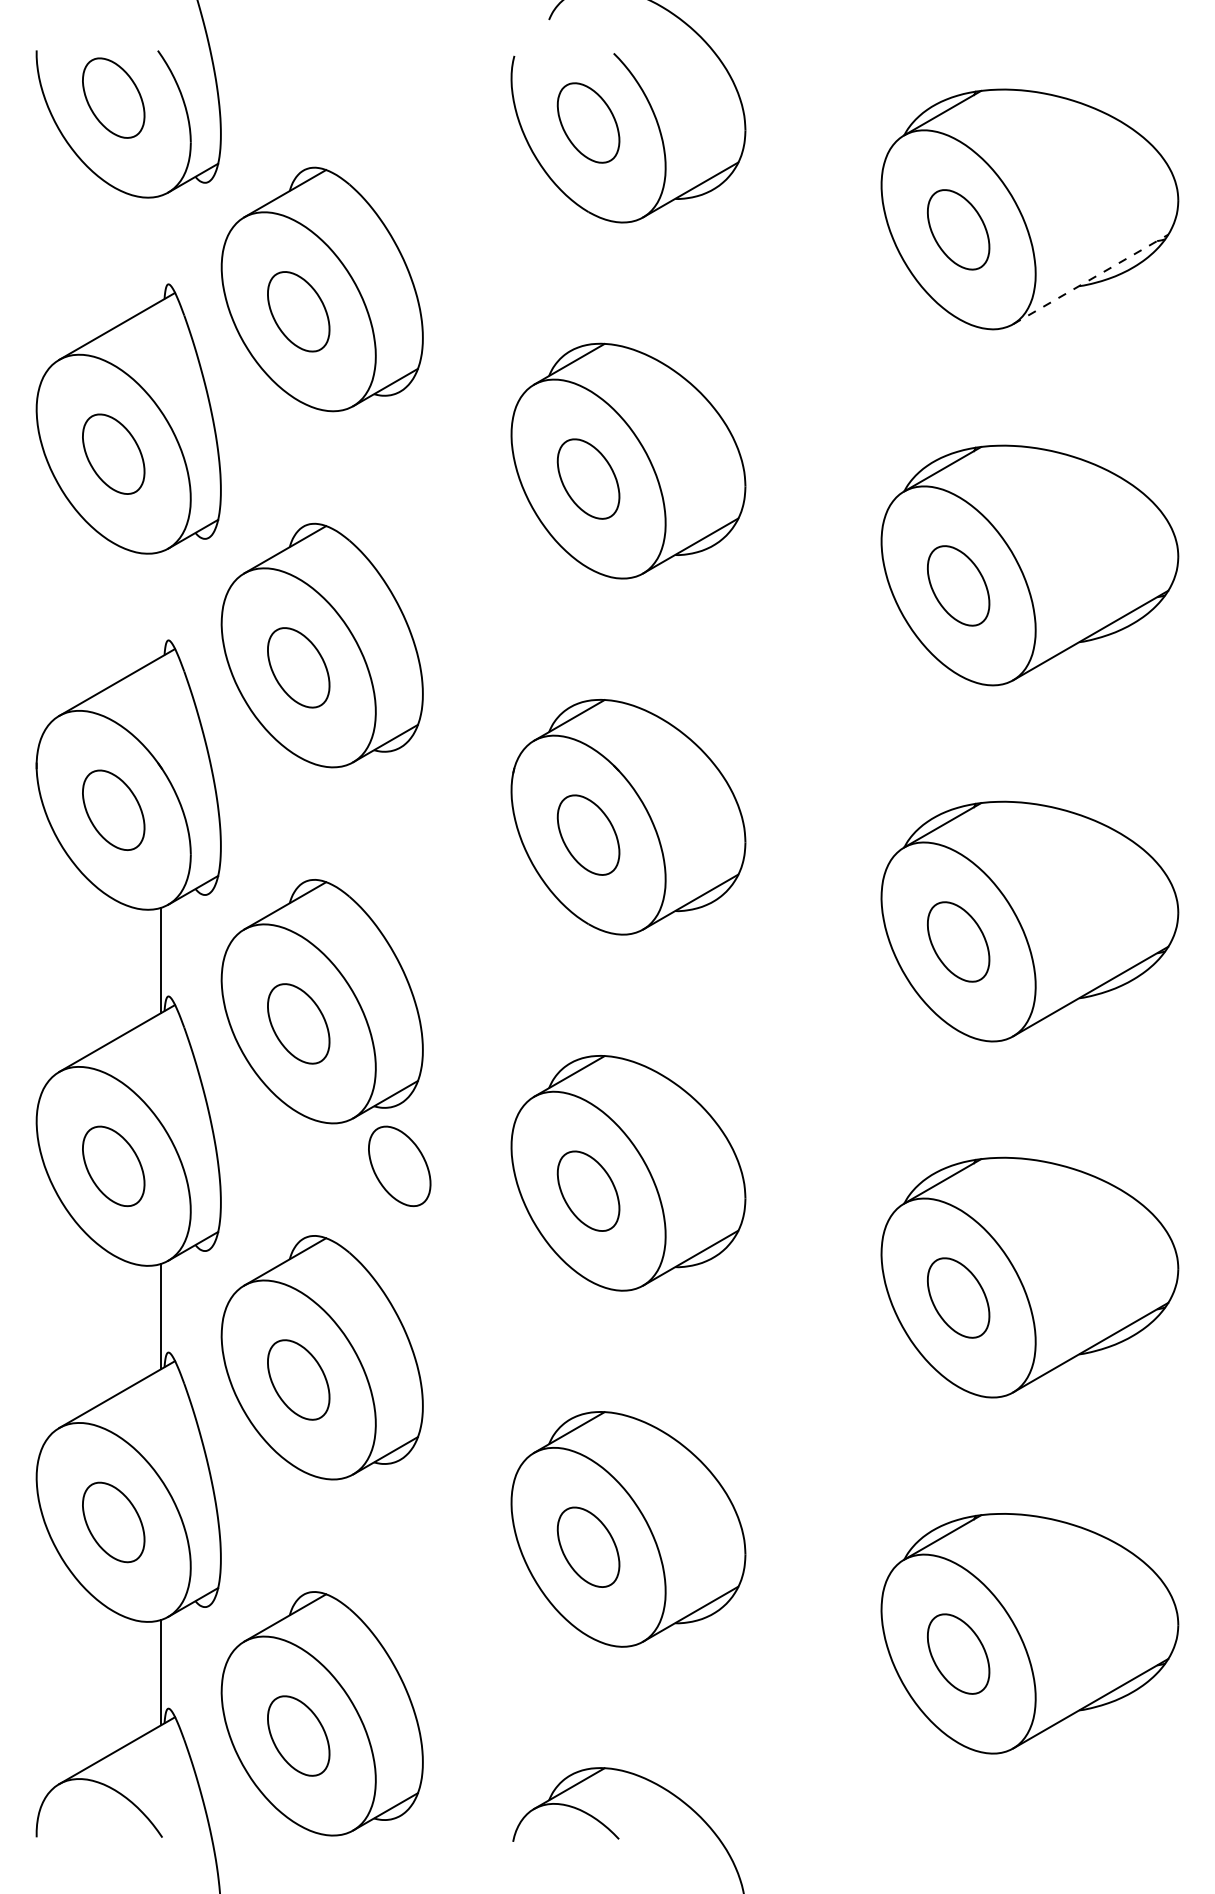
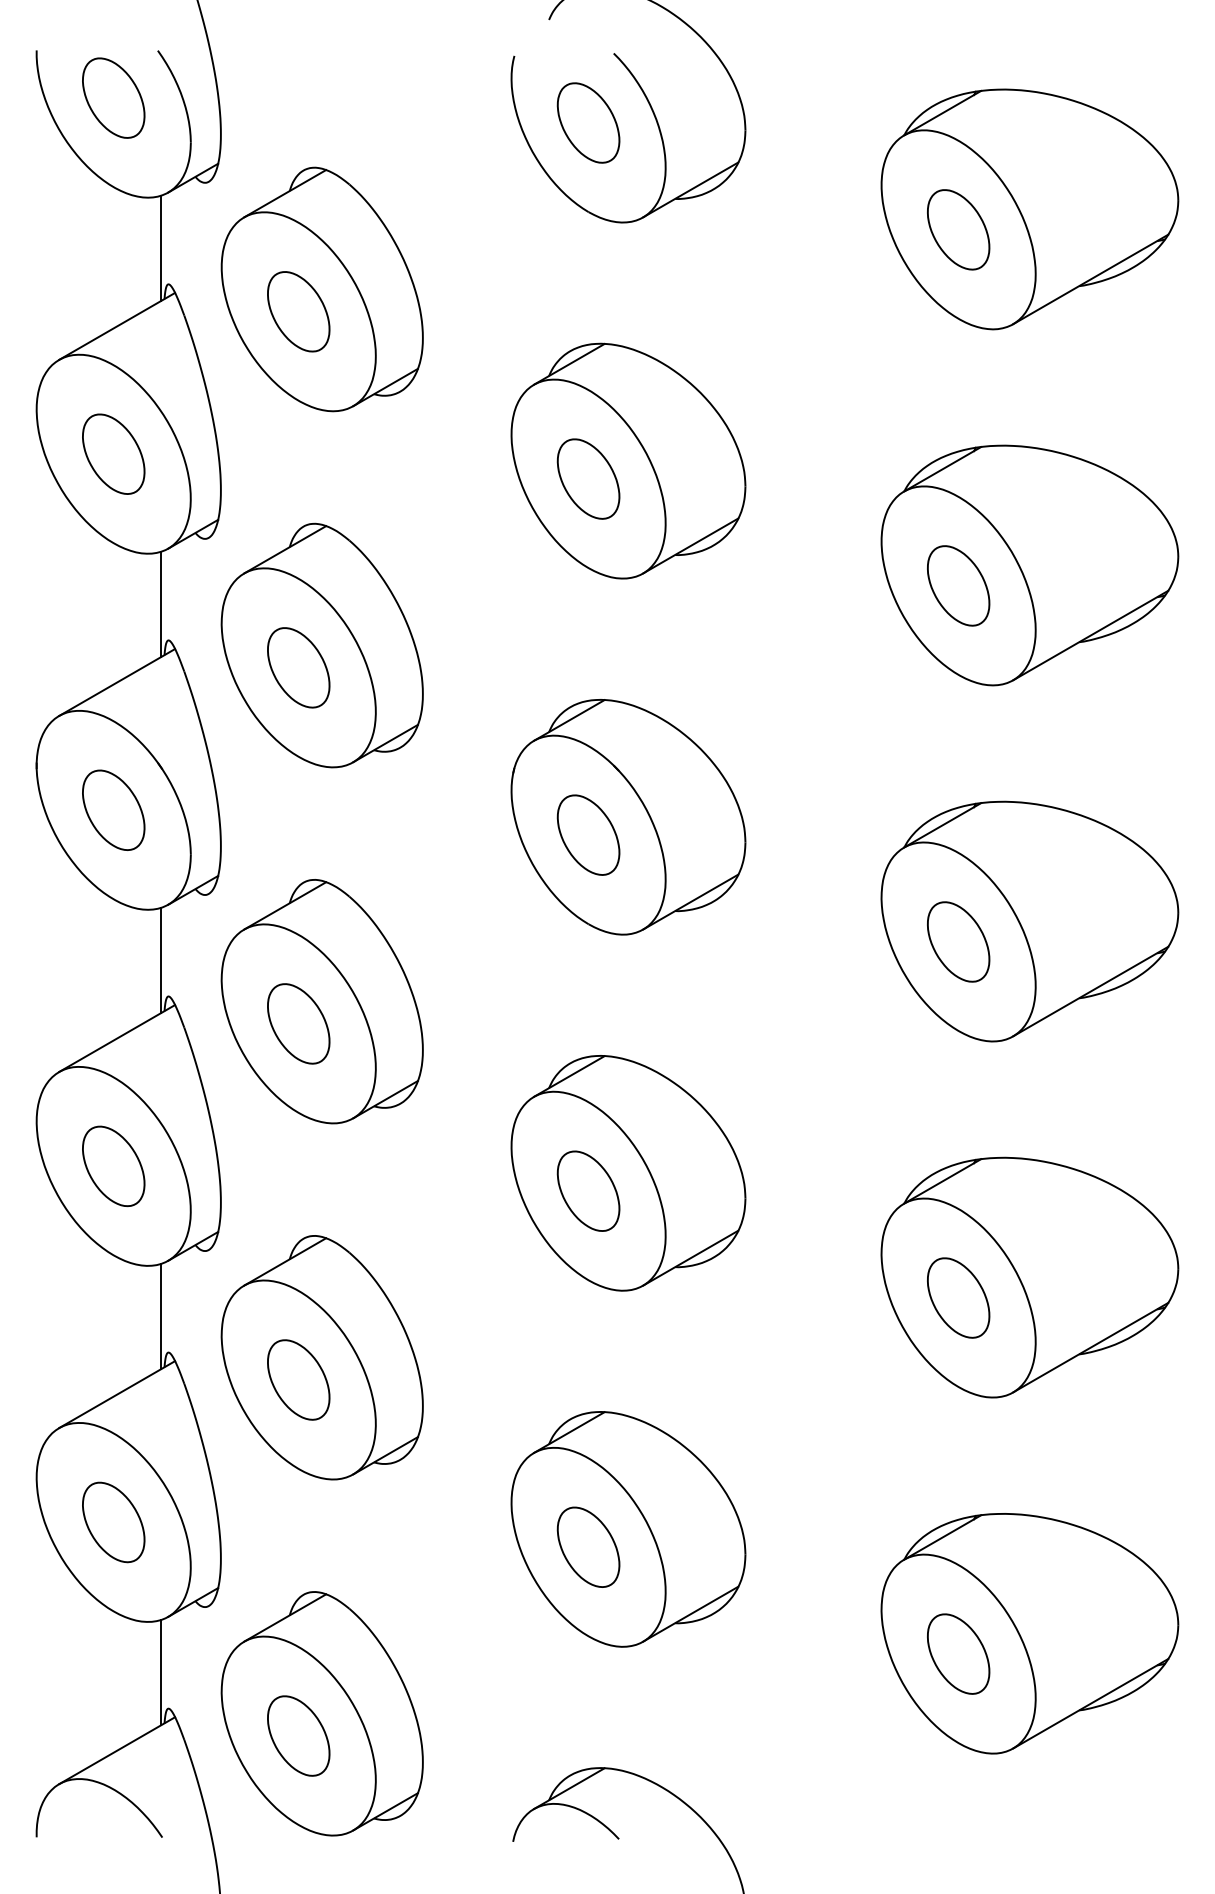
line: none -> present (161, 247)
line: dashed -> solid (1090, 279)
line: none -> present (161, 603)
part: present -> none (399, 1165)
